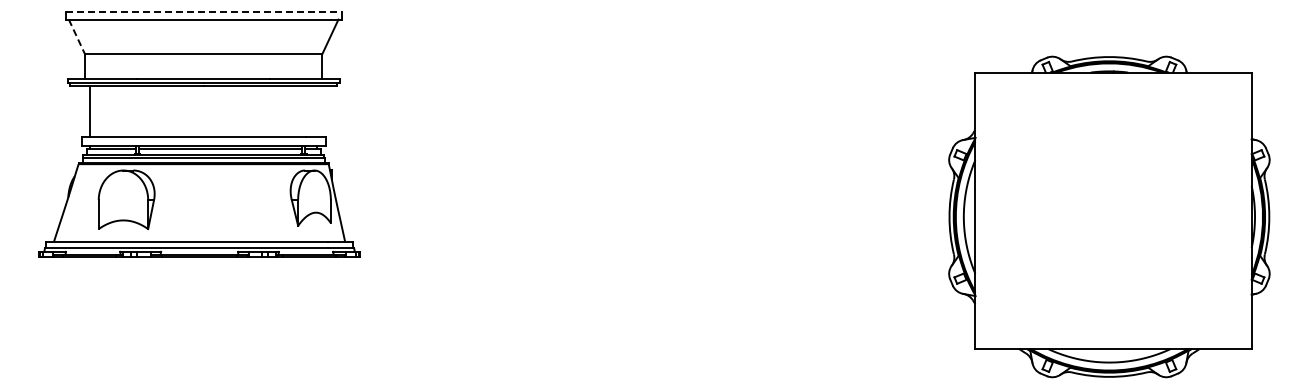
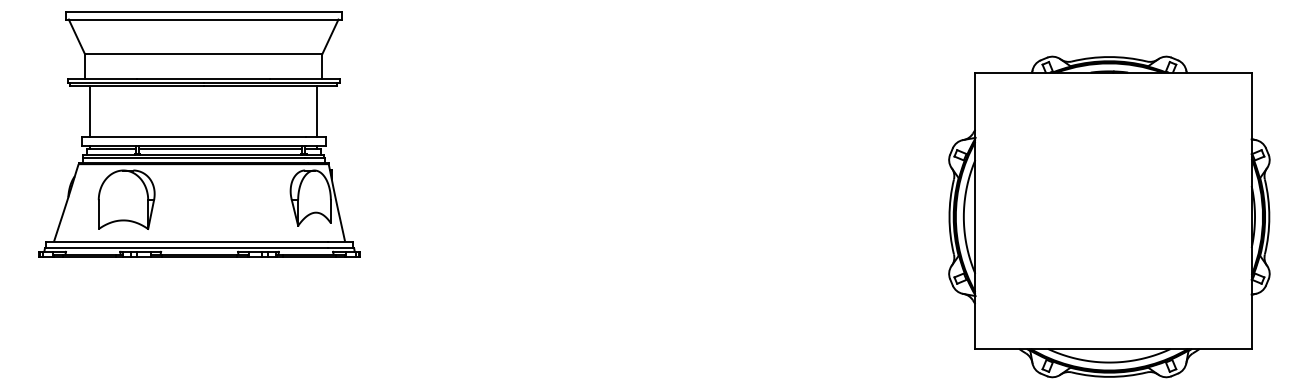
line: dashed -> solid (204, 11)
line: dashed -> solid (77, 37)
line: none -> present (317, 111)
